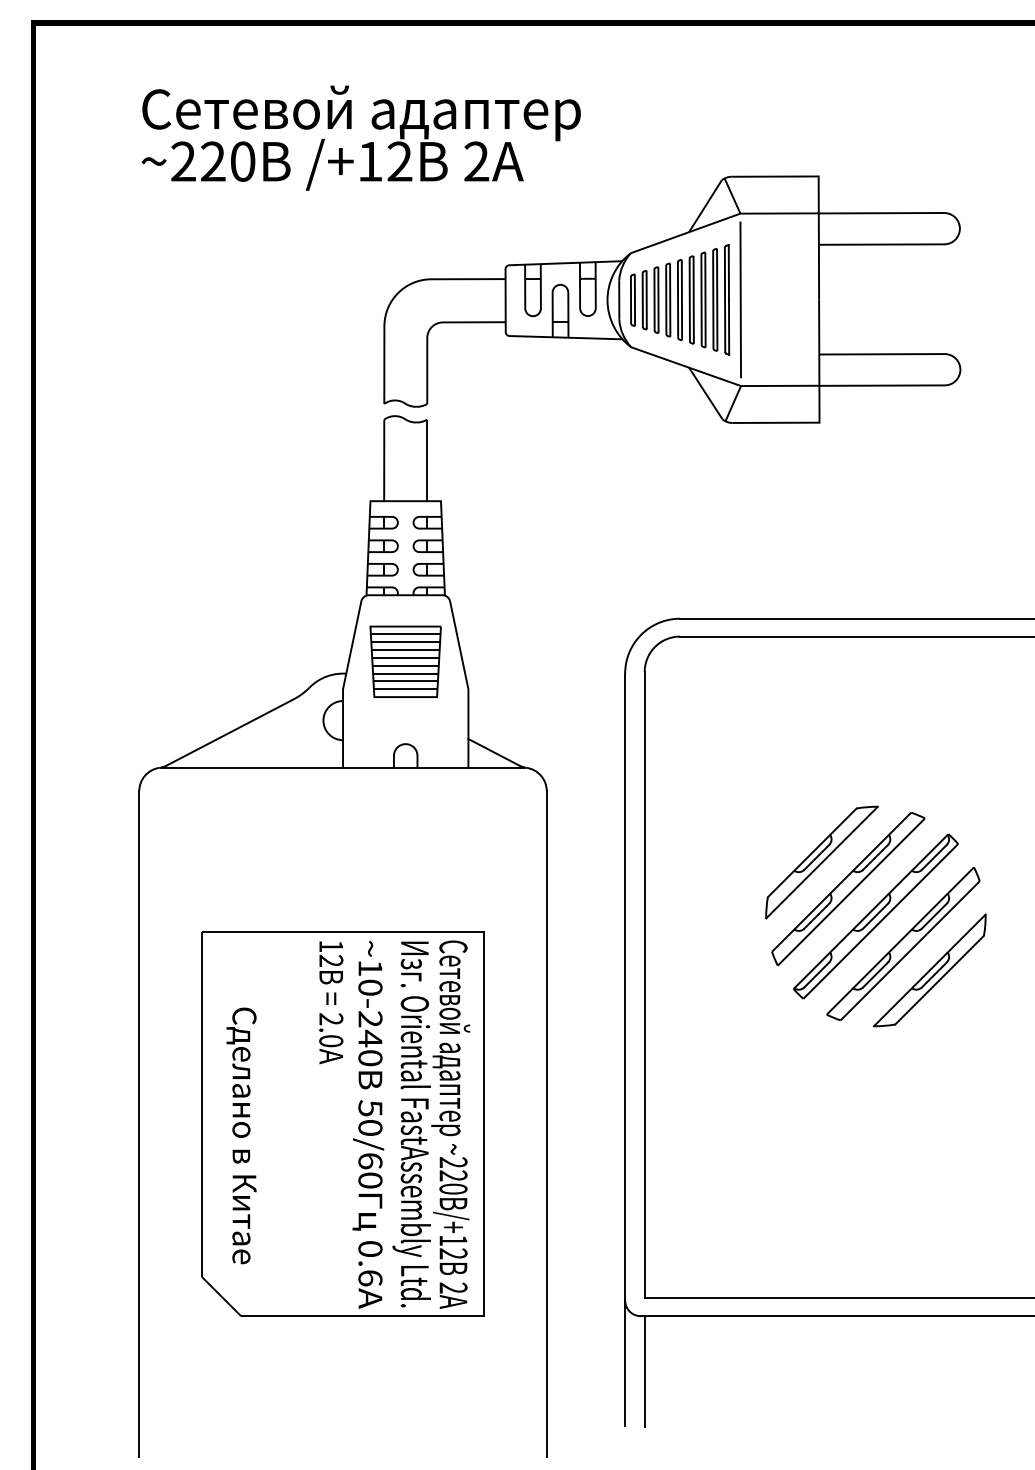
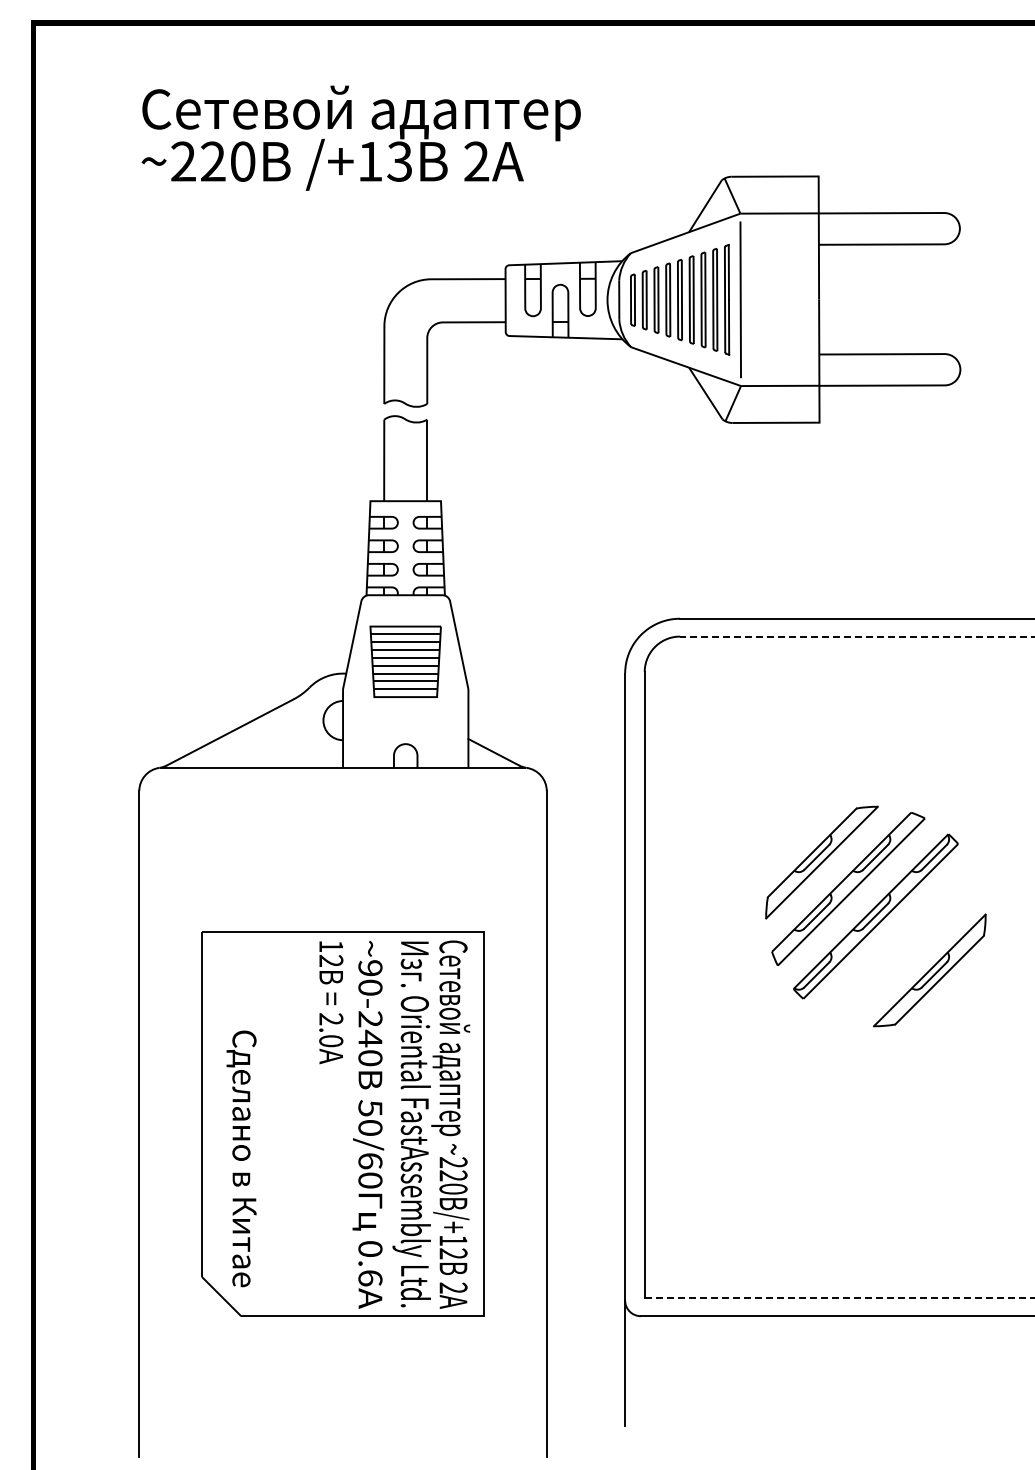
text: /+12 -> /+13 (399, 161)
line: solid -> dashed (856, 636)
part: present -> none (903, 943)
text: ~10-240 -> ~90-240 (370, 968)
text position: (241, 1135) -> (241, 1158) (241, 1158)
line: solid -> dashed (839, 1297)
line: present -> none (644, 1371)
